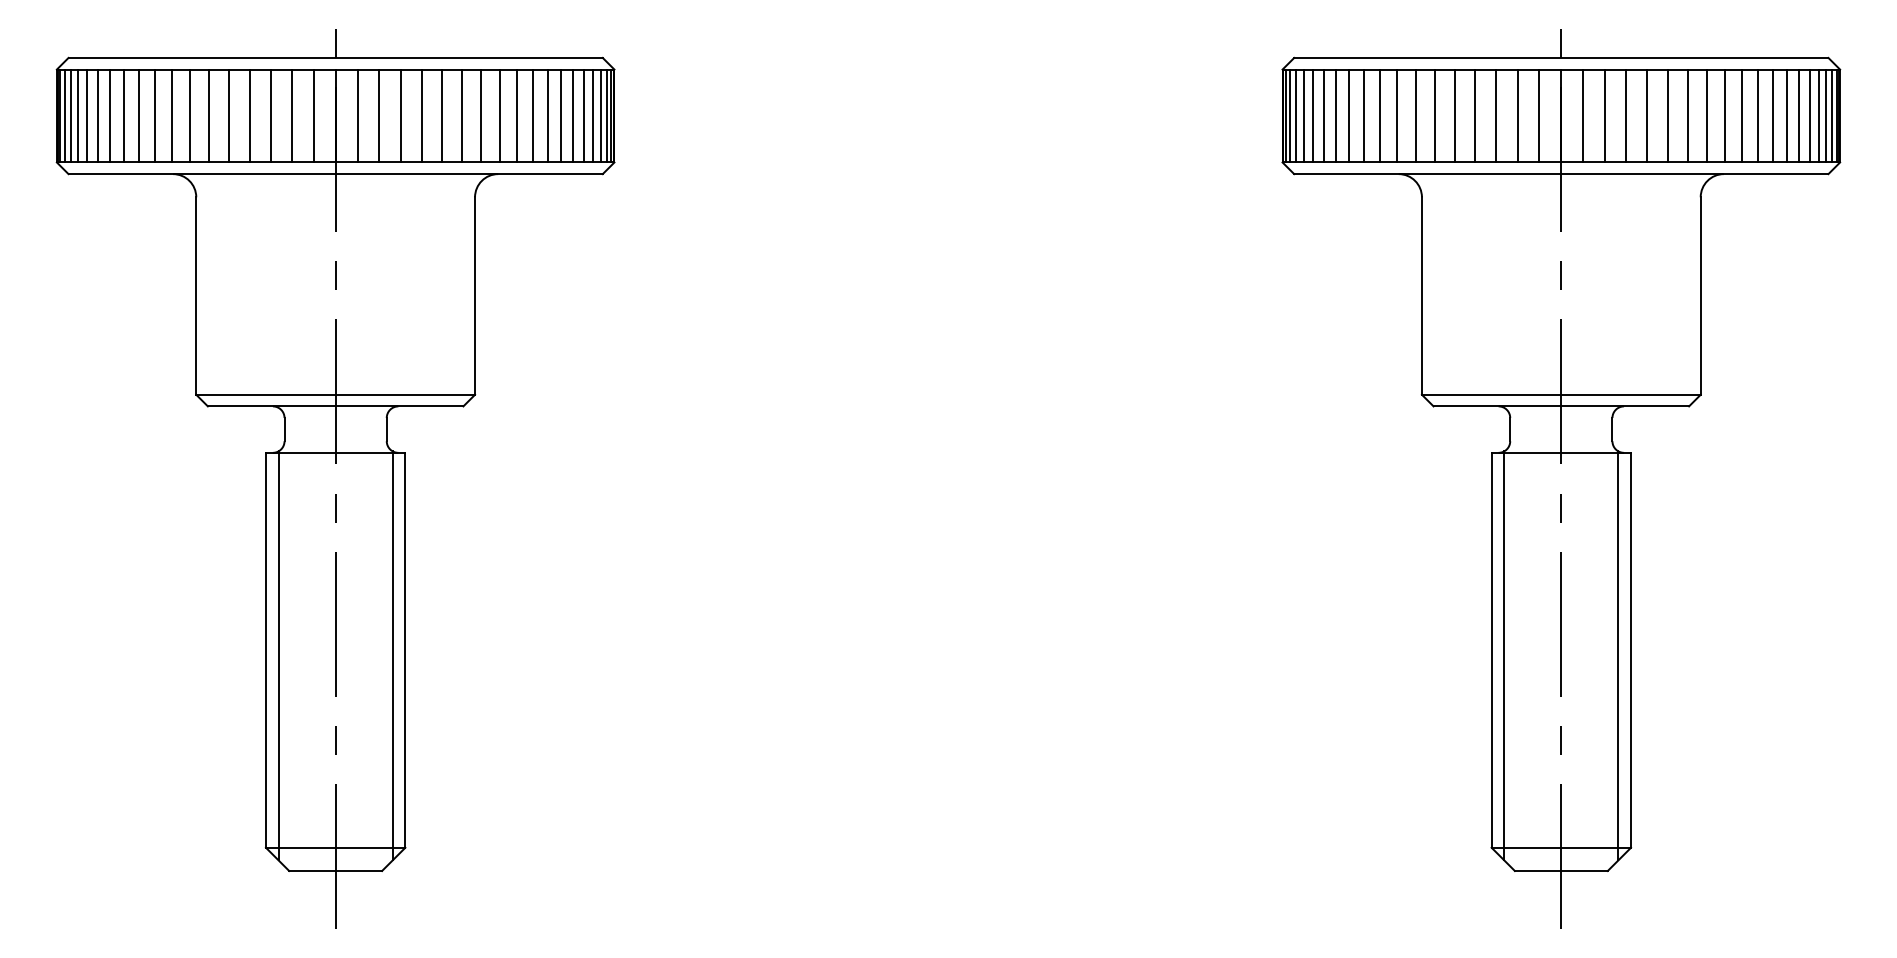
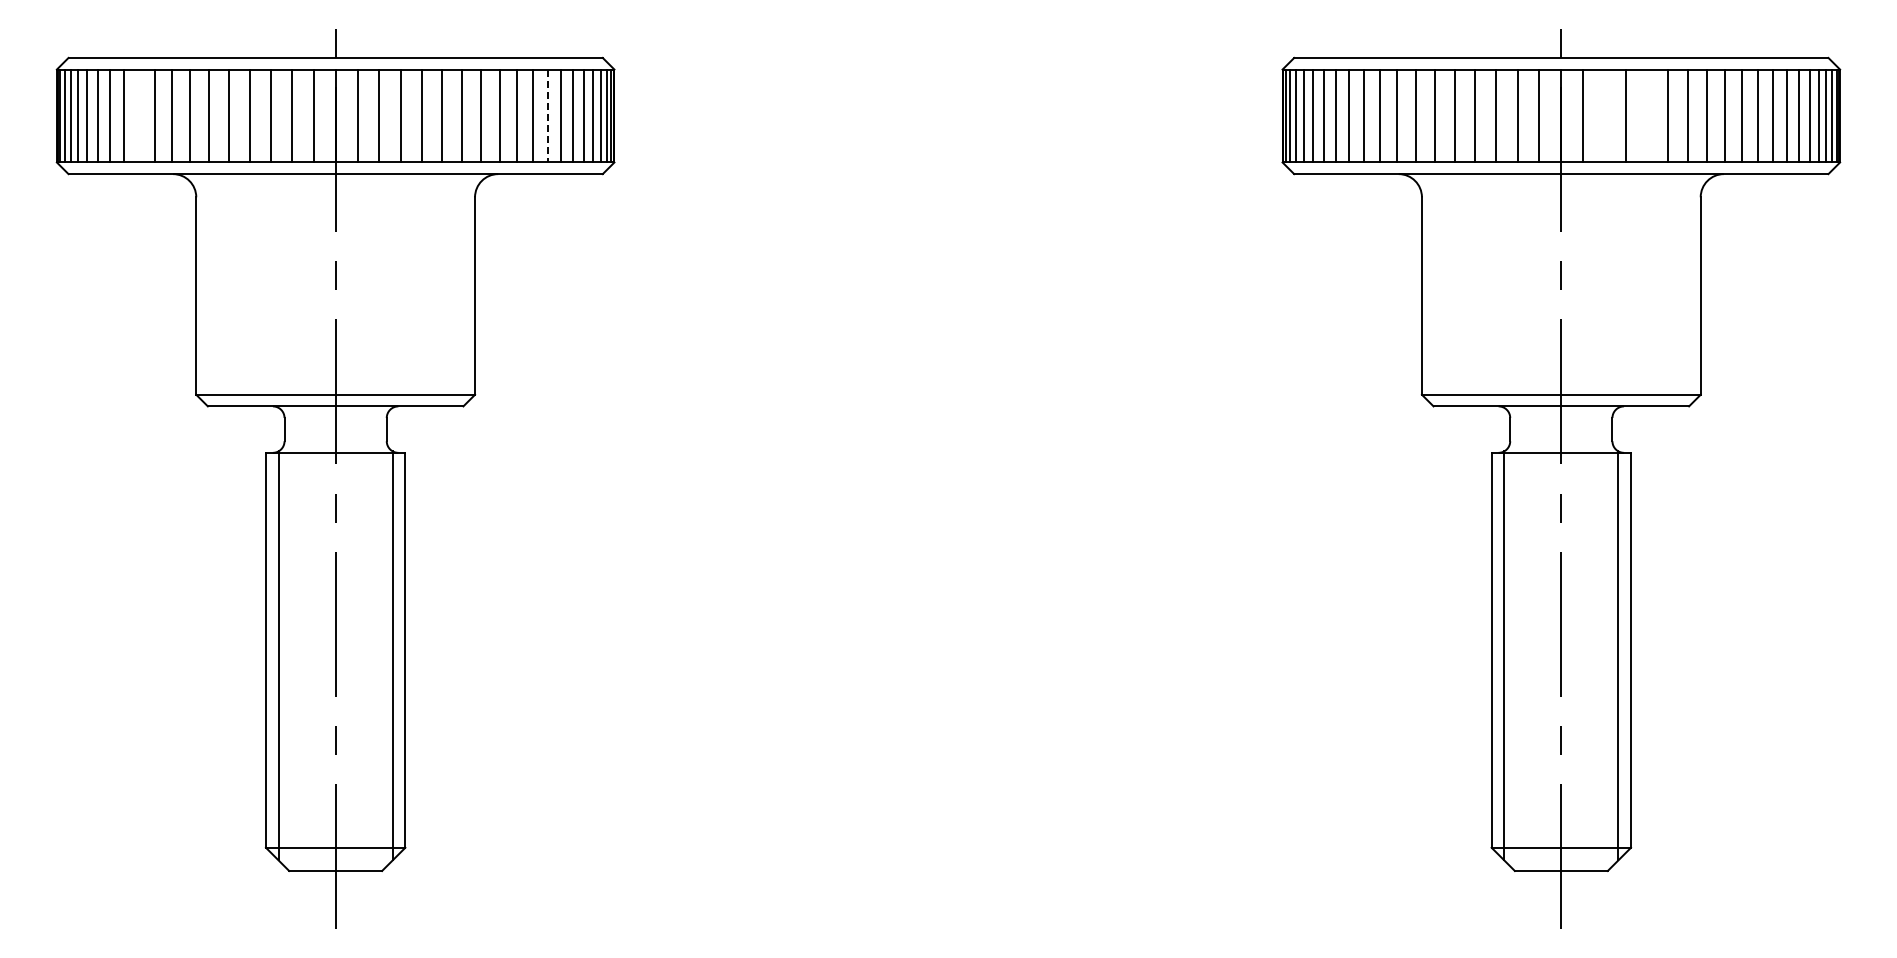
line: present -> none (138, 115)
line: present -> none (1604, 115)
line: present -> none (1647, 115)
line: solid -> dashed (547, 116)
